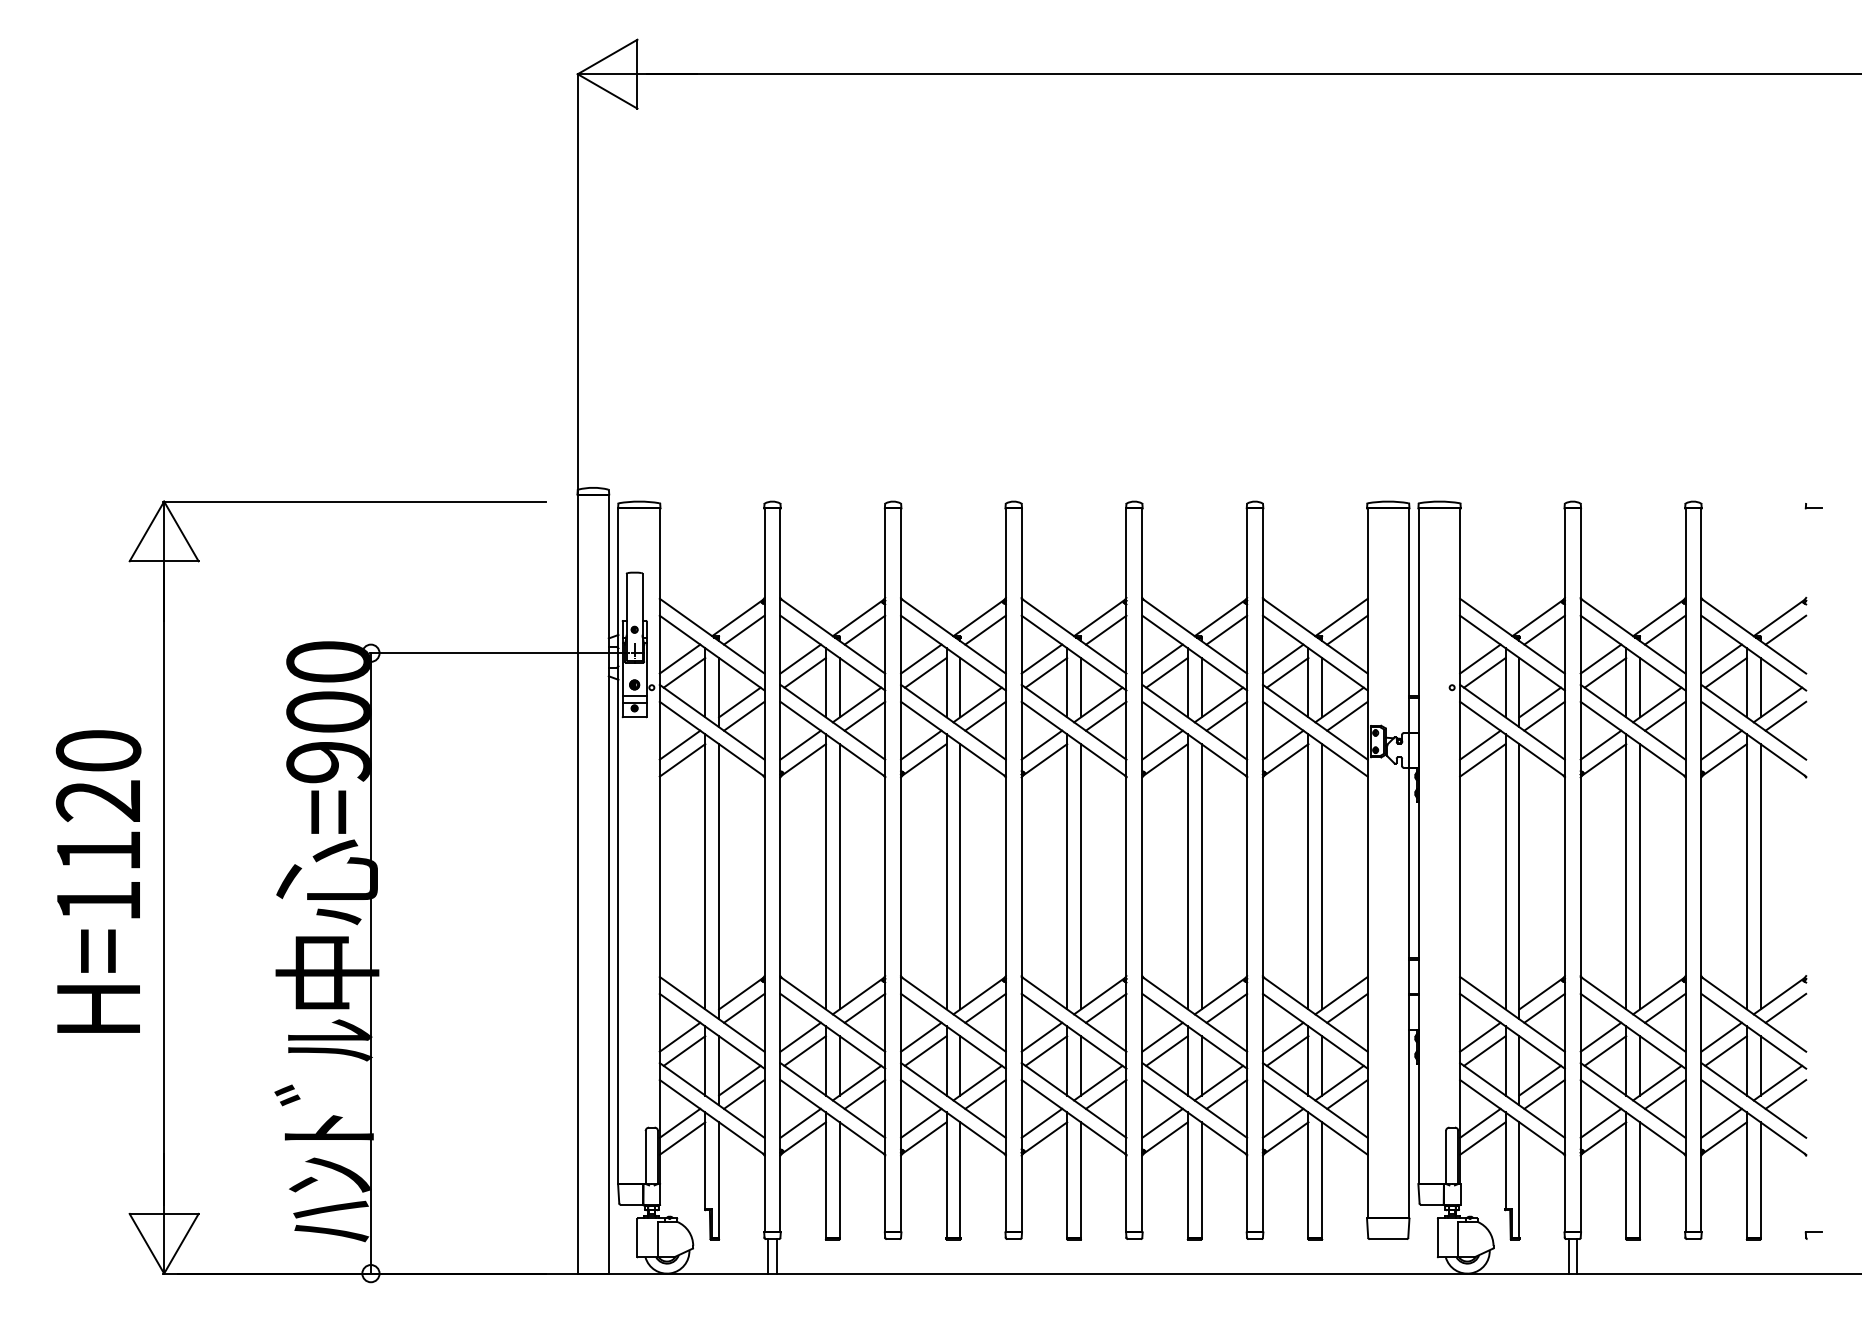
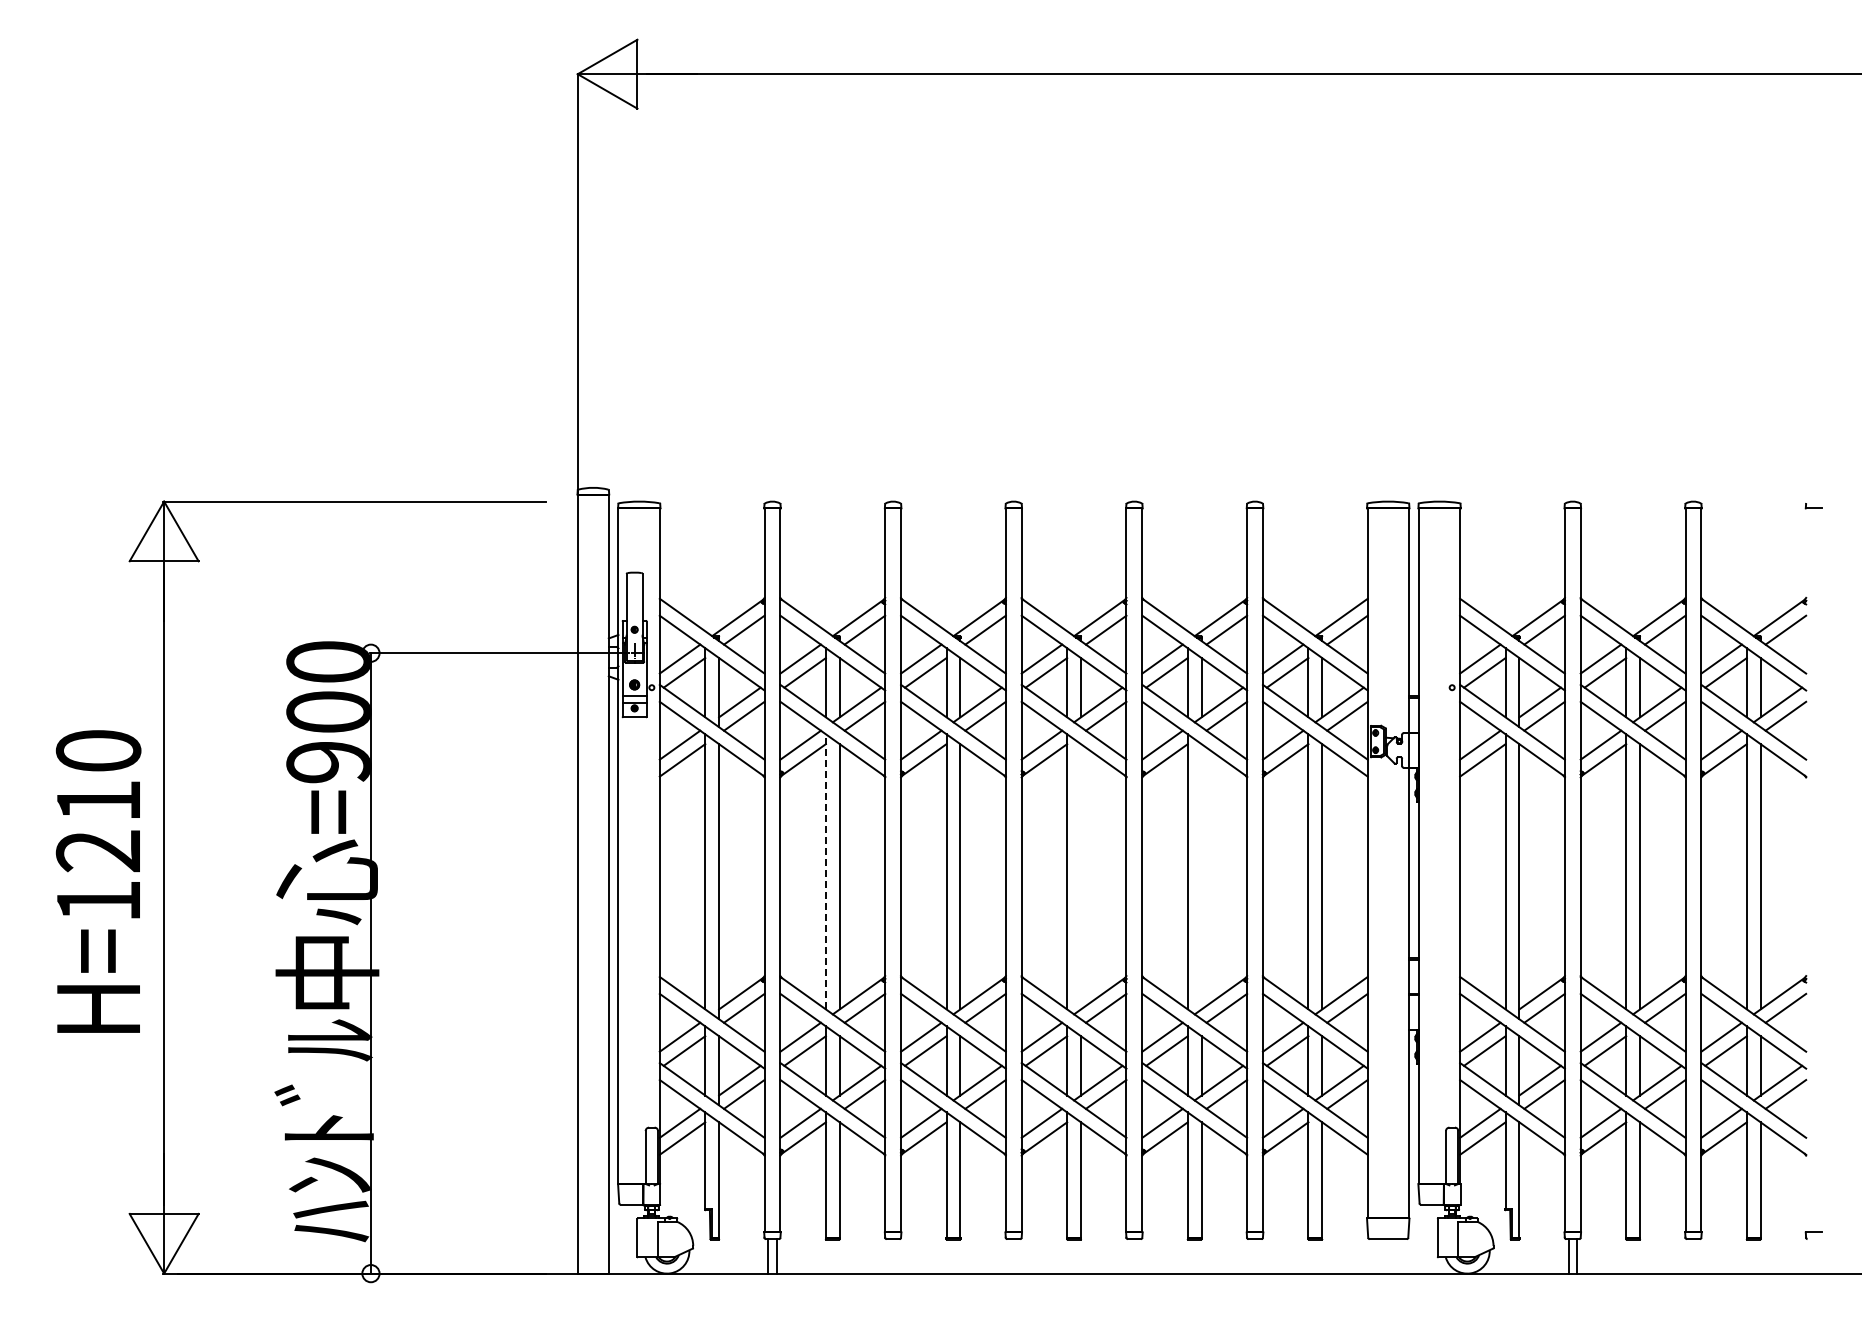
text: H=1120 -> H=1210 (97, 826)
line: solid -> dashed (825, 871)
line: present -> none (1080, 876)
line: present -> none (1201, 876)
